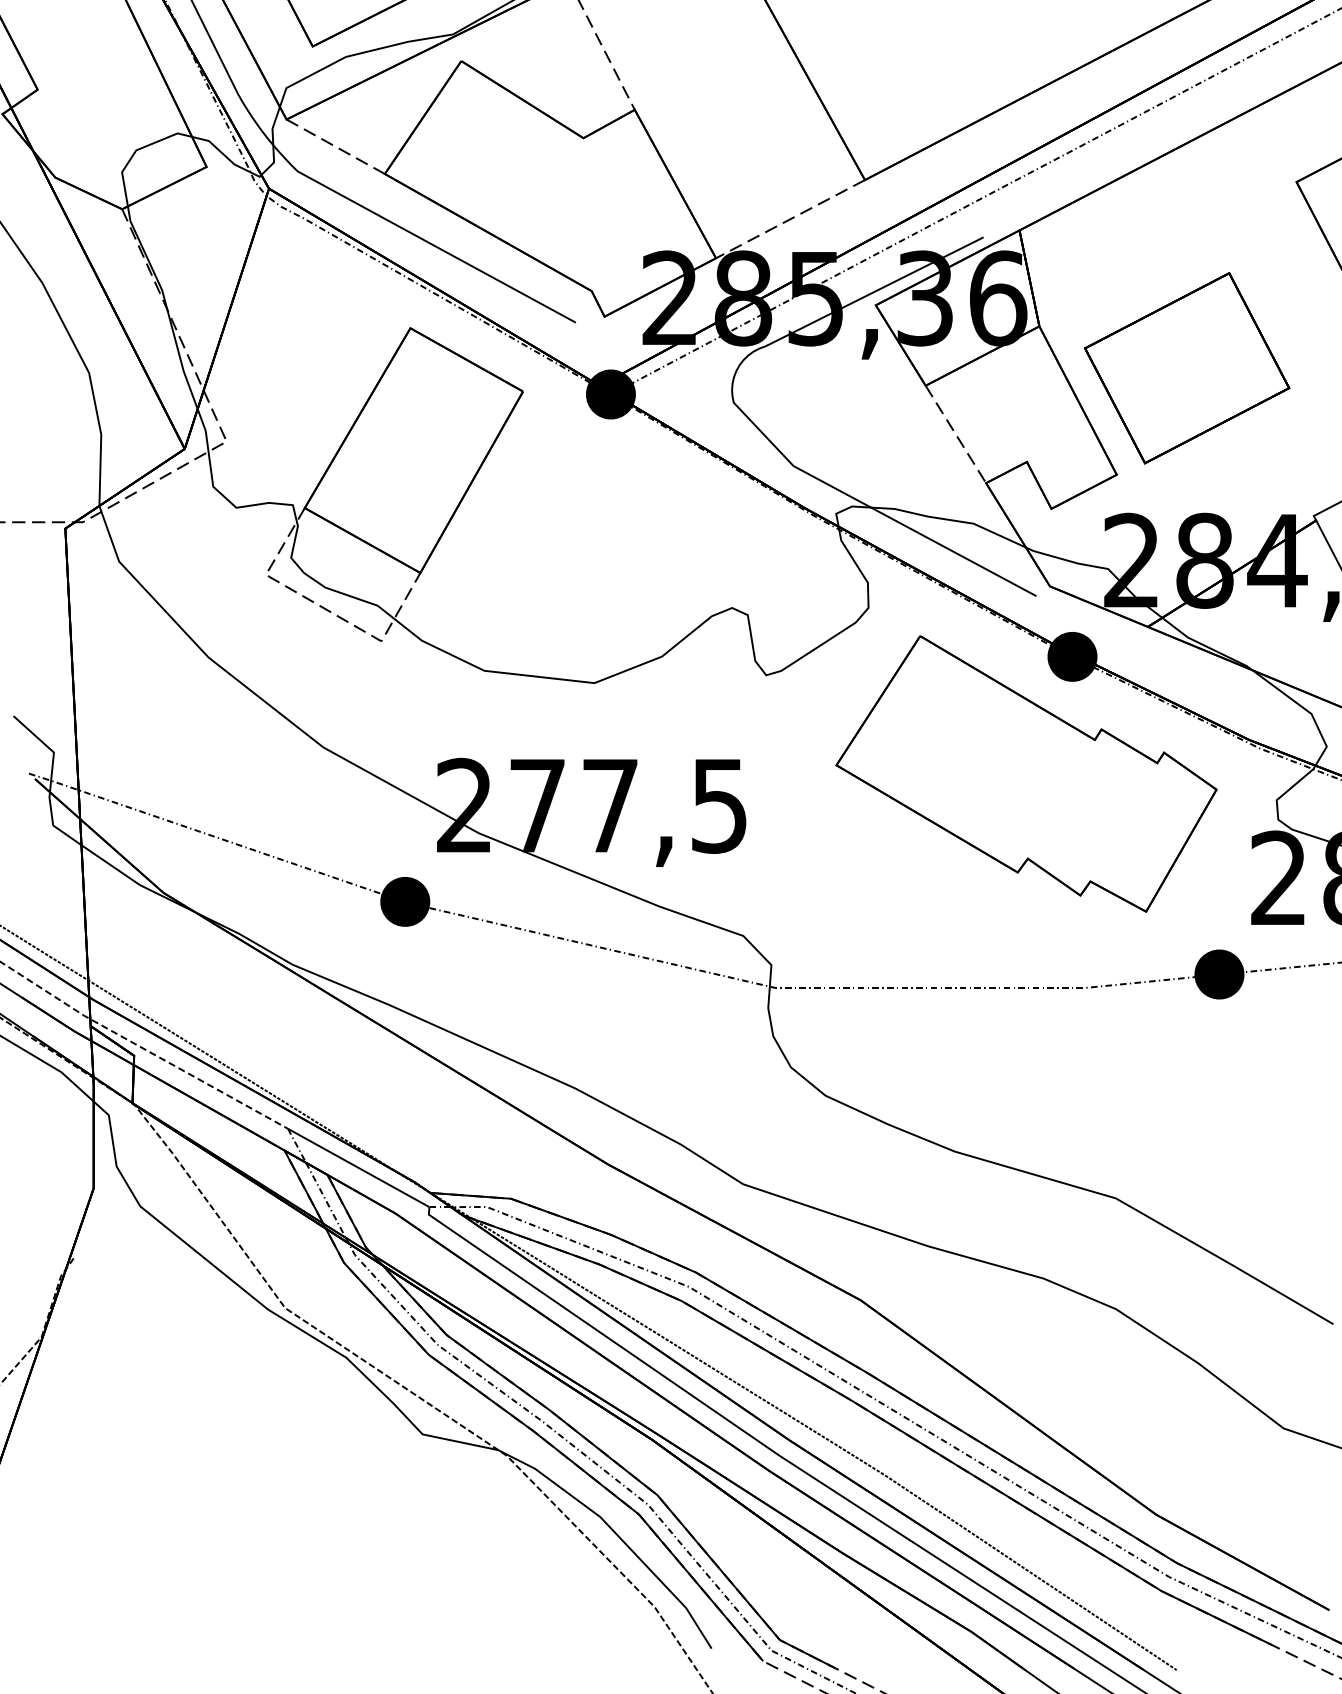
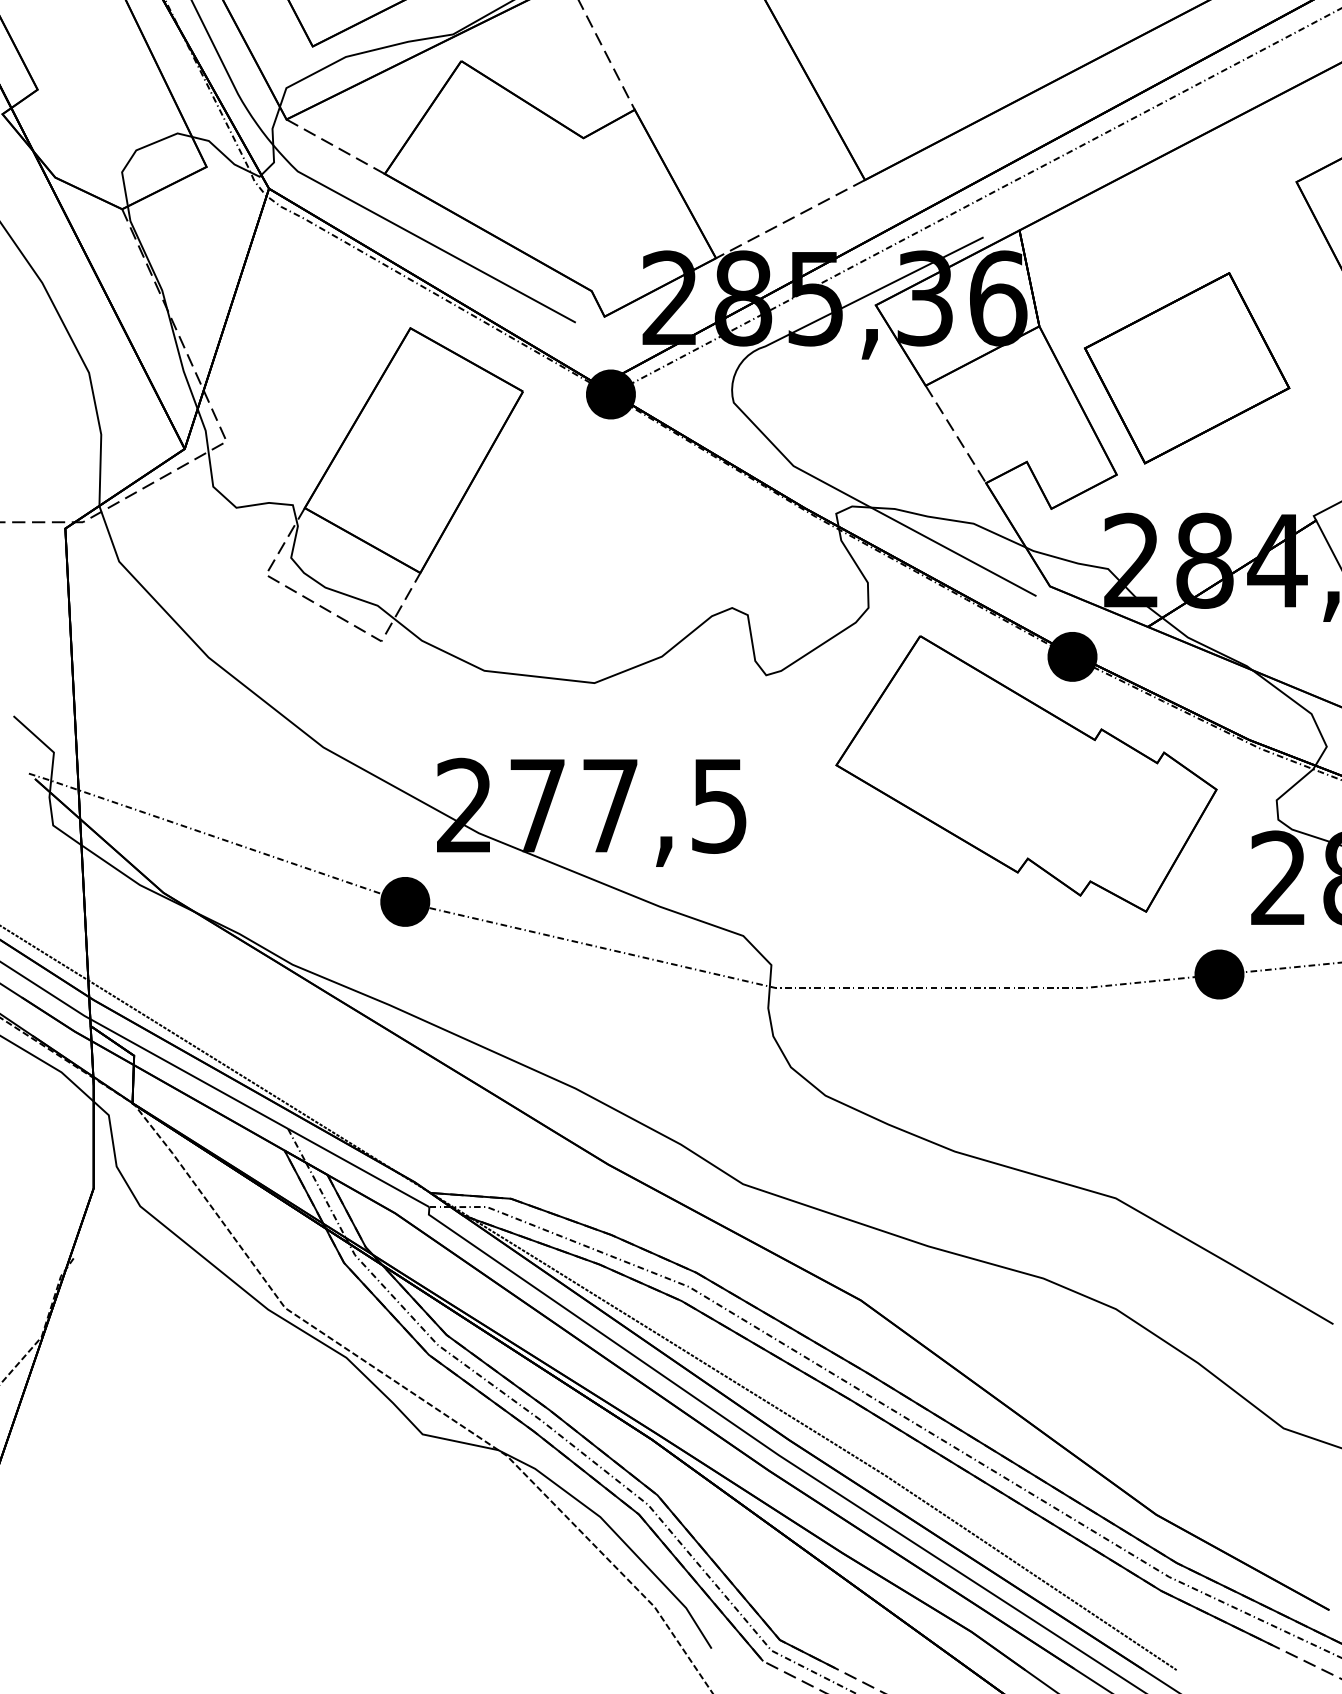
line: dashed -> solid (142, 1047)
